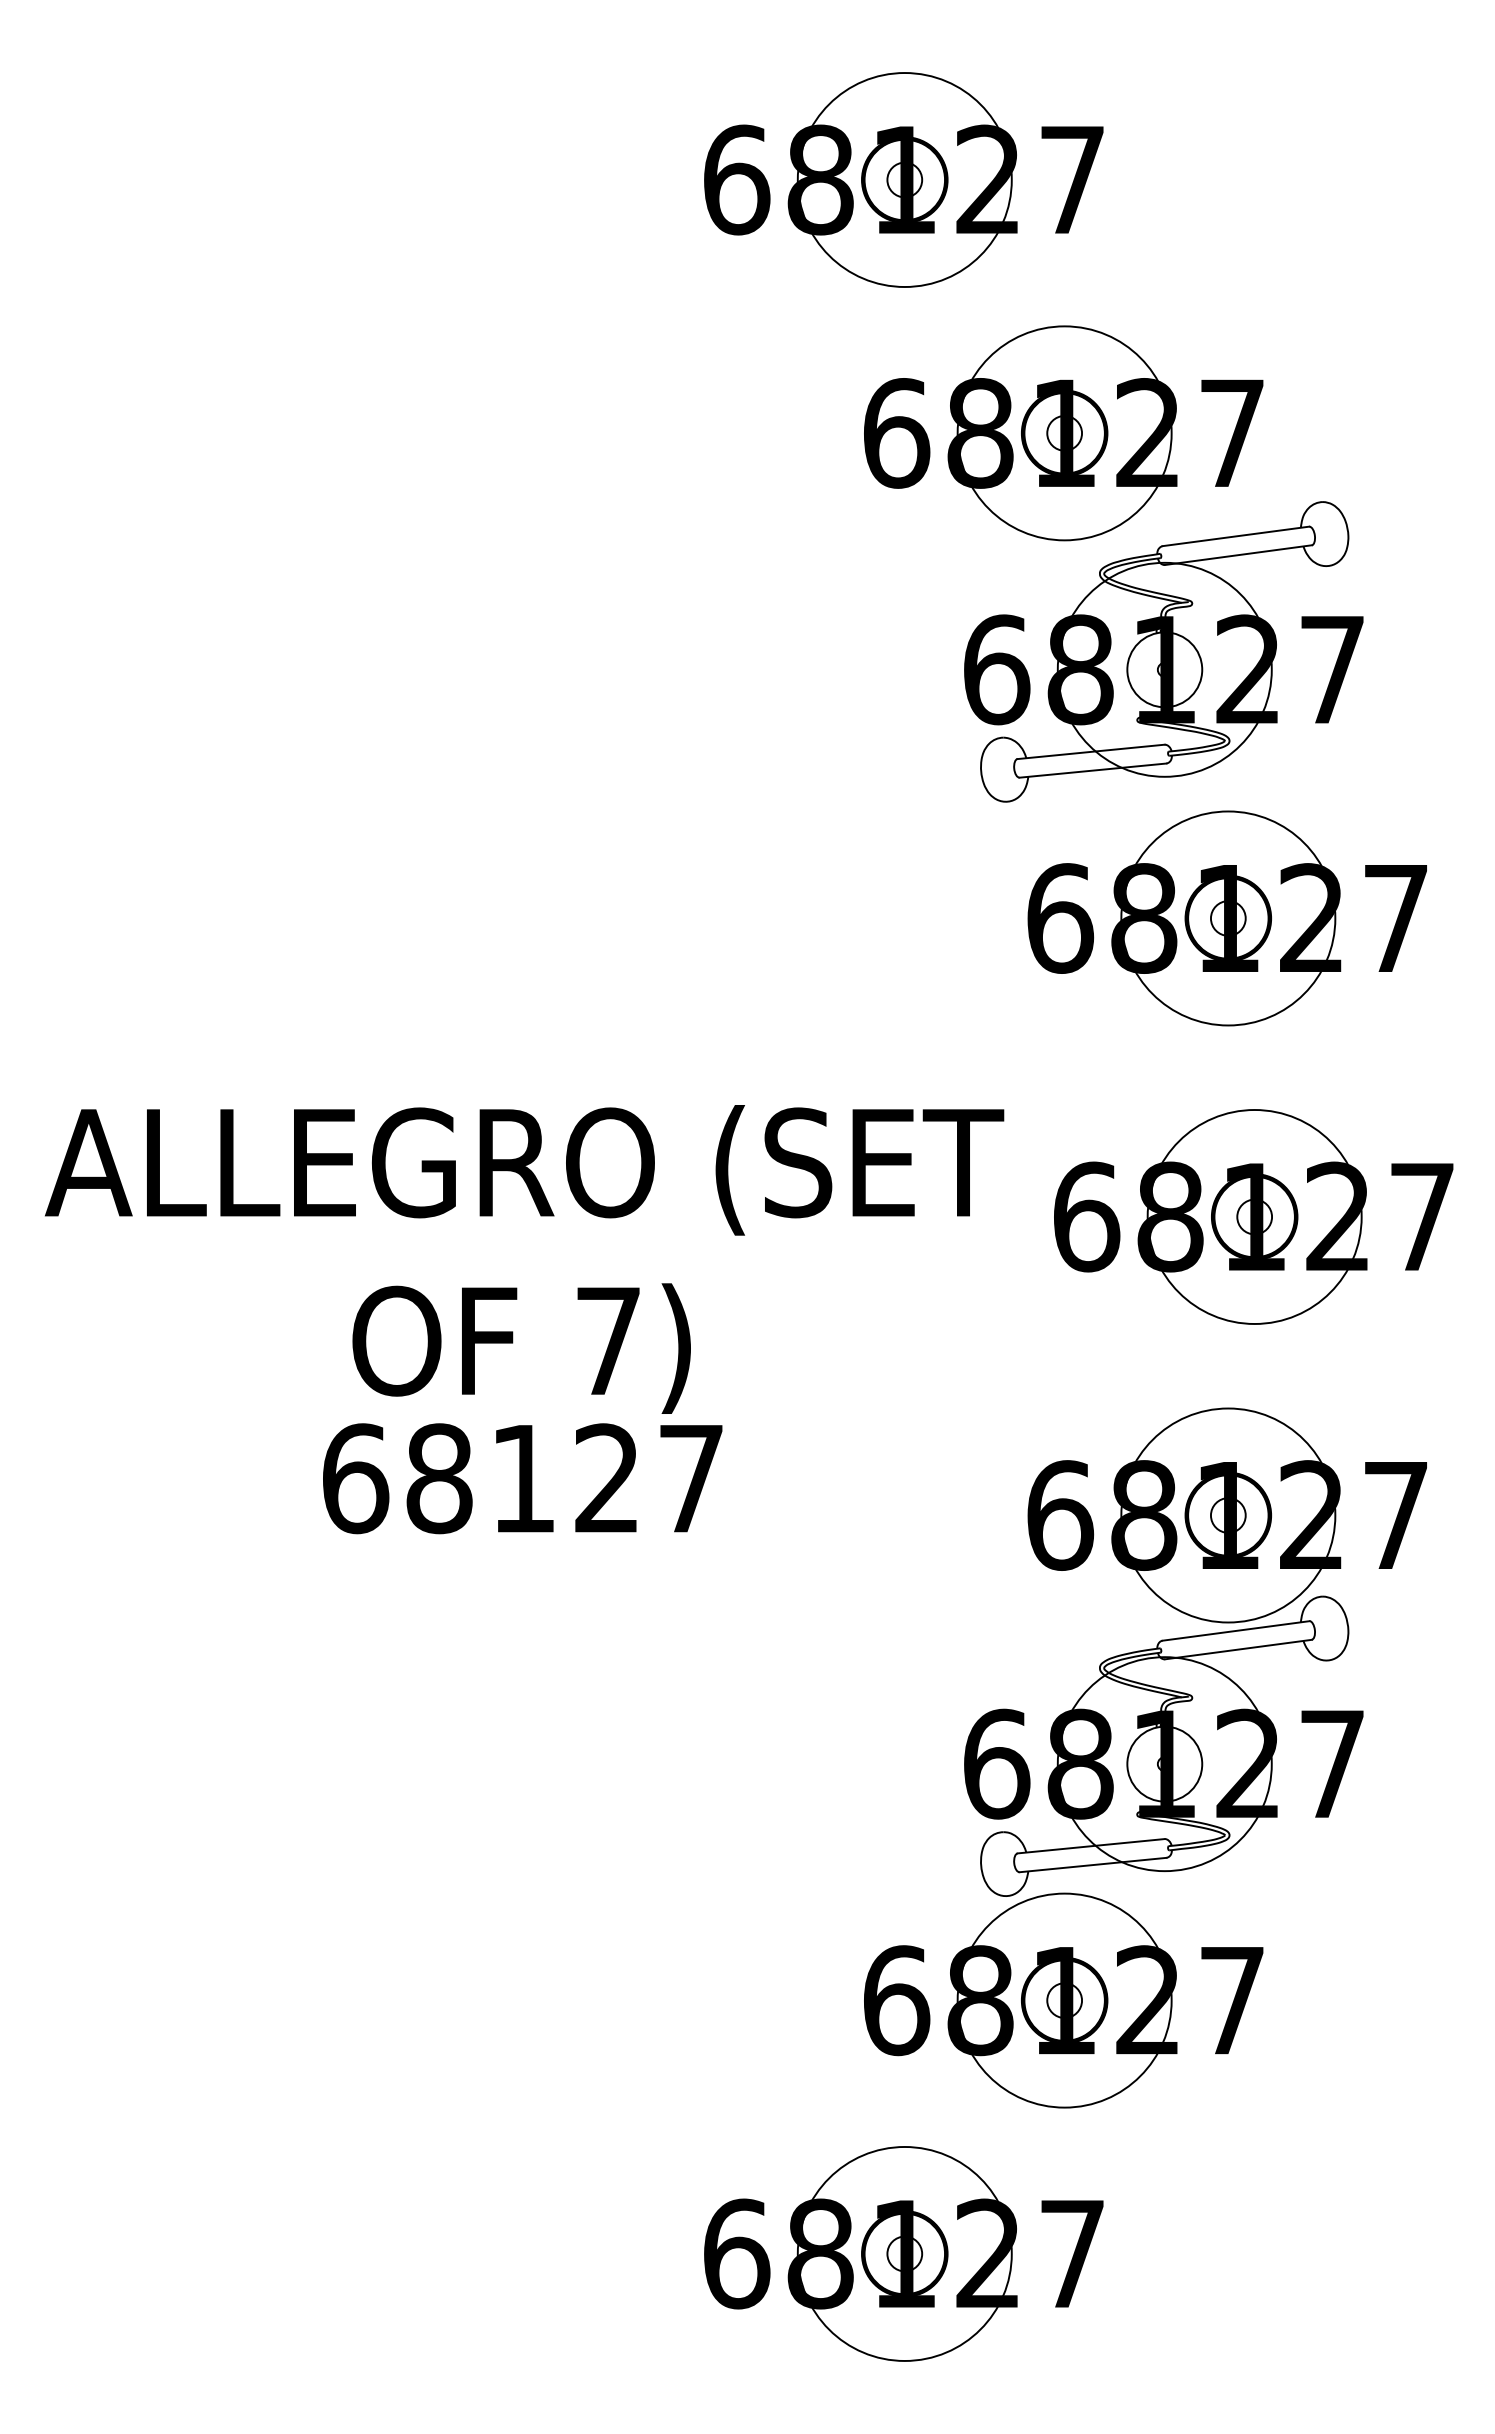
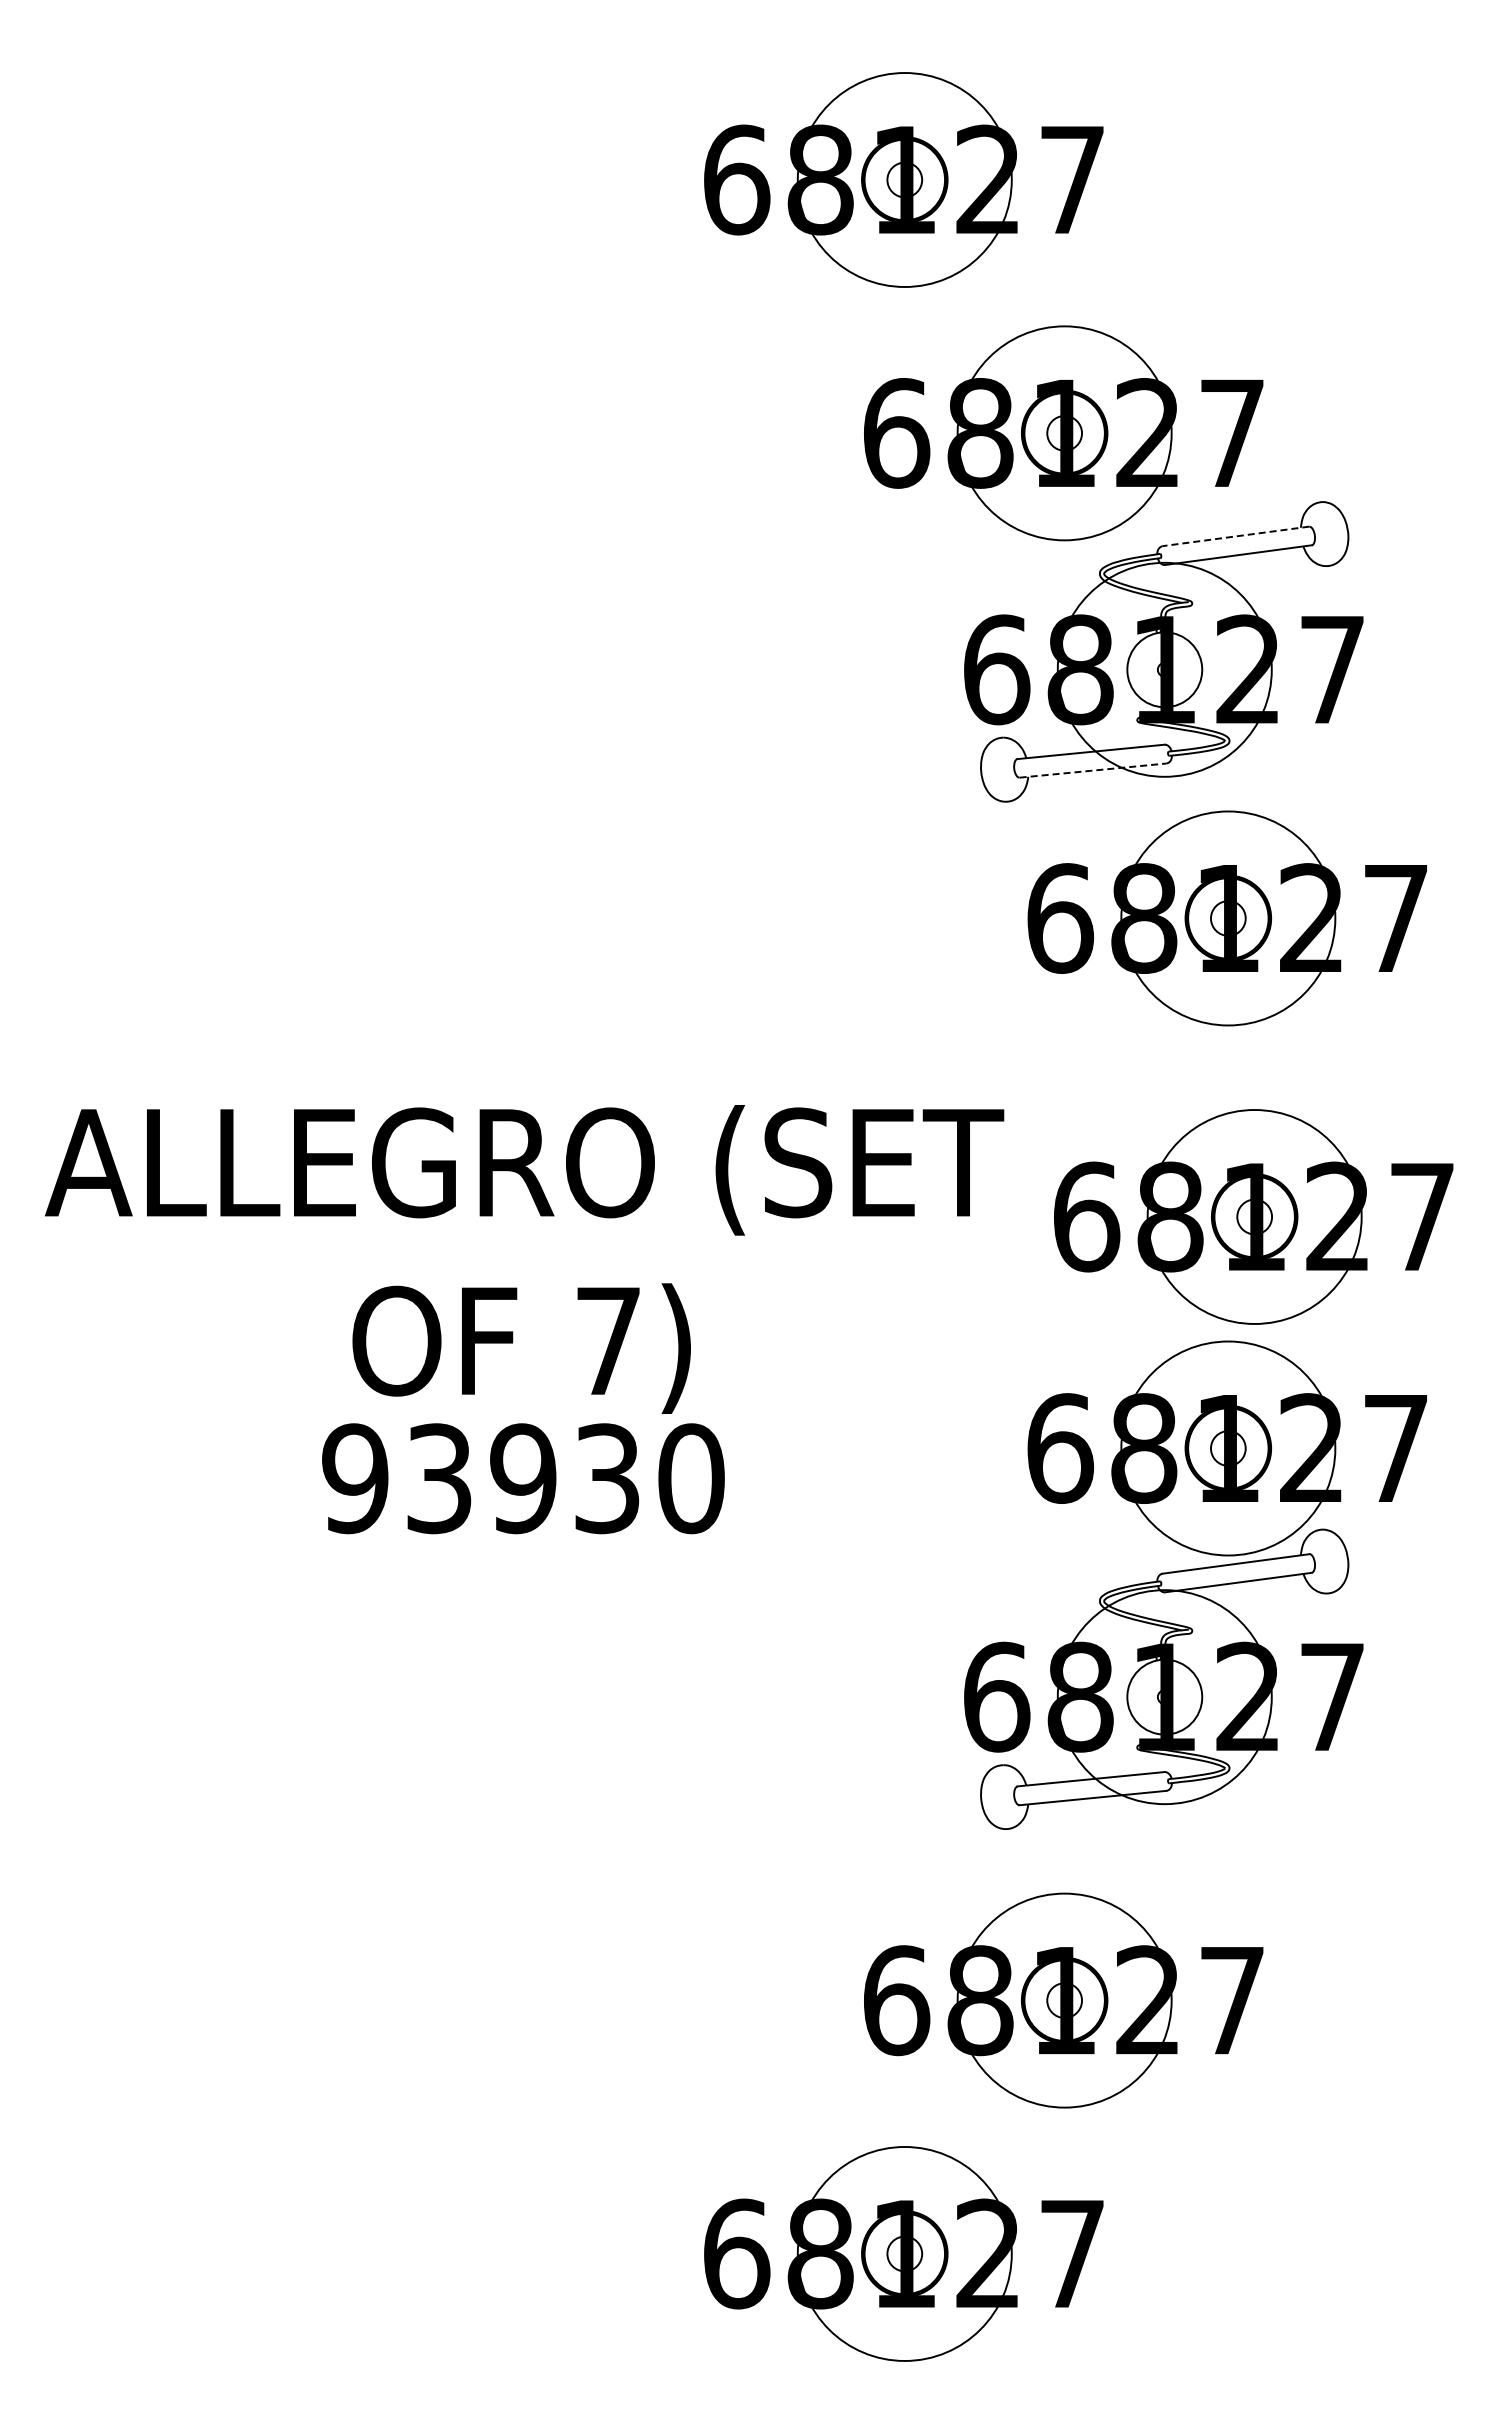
line: solid -> dashed (1235, 536)
line: solid -> dashed (1093, 770)
text: 68127 -> 93930 (523, 1478)
part position: (1195, 1651) -> (1195, 1584) (1195, 1584)
